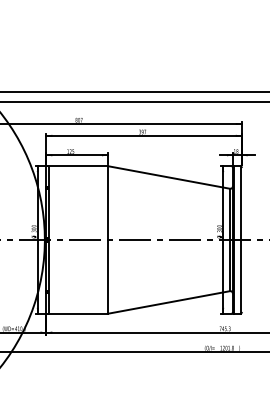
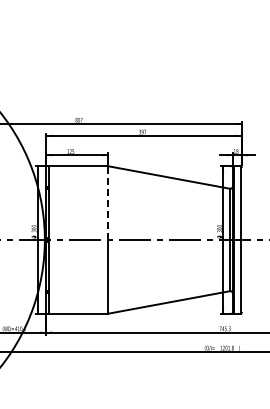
line: present -> none (134, 92)
line: present -> none (134, 102)
line: solid -> dashed (107, 203)
